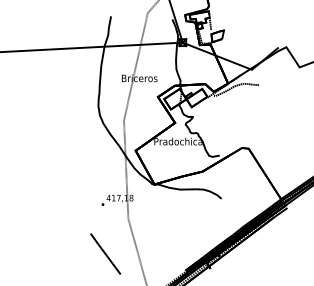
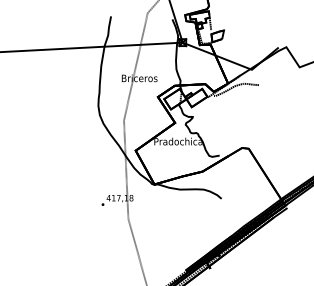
line: present -> none (105, 253)
